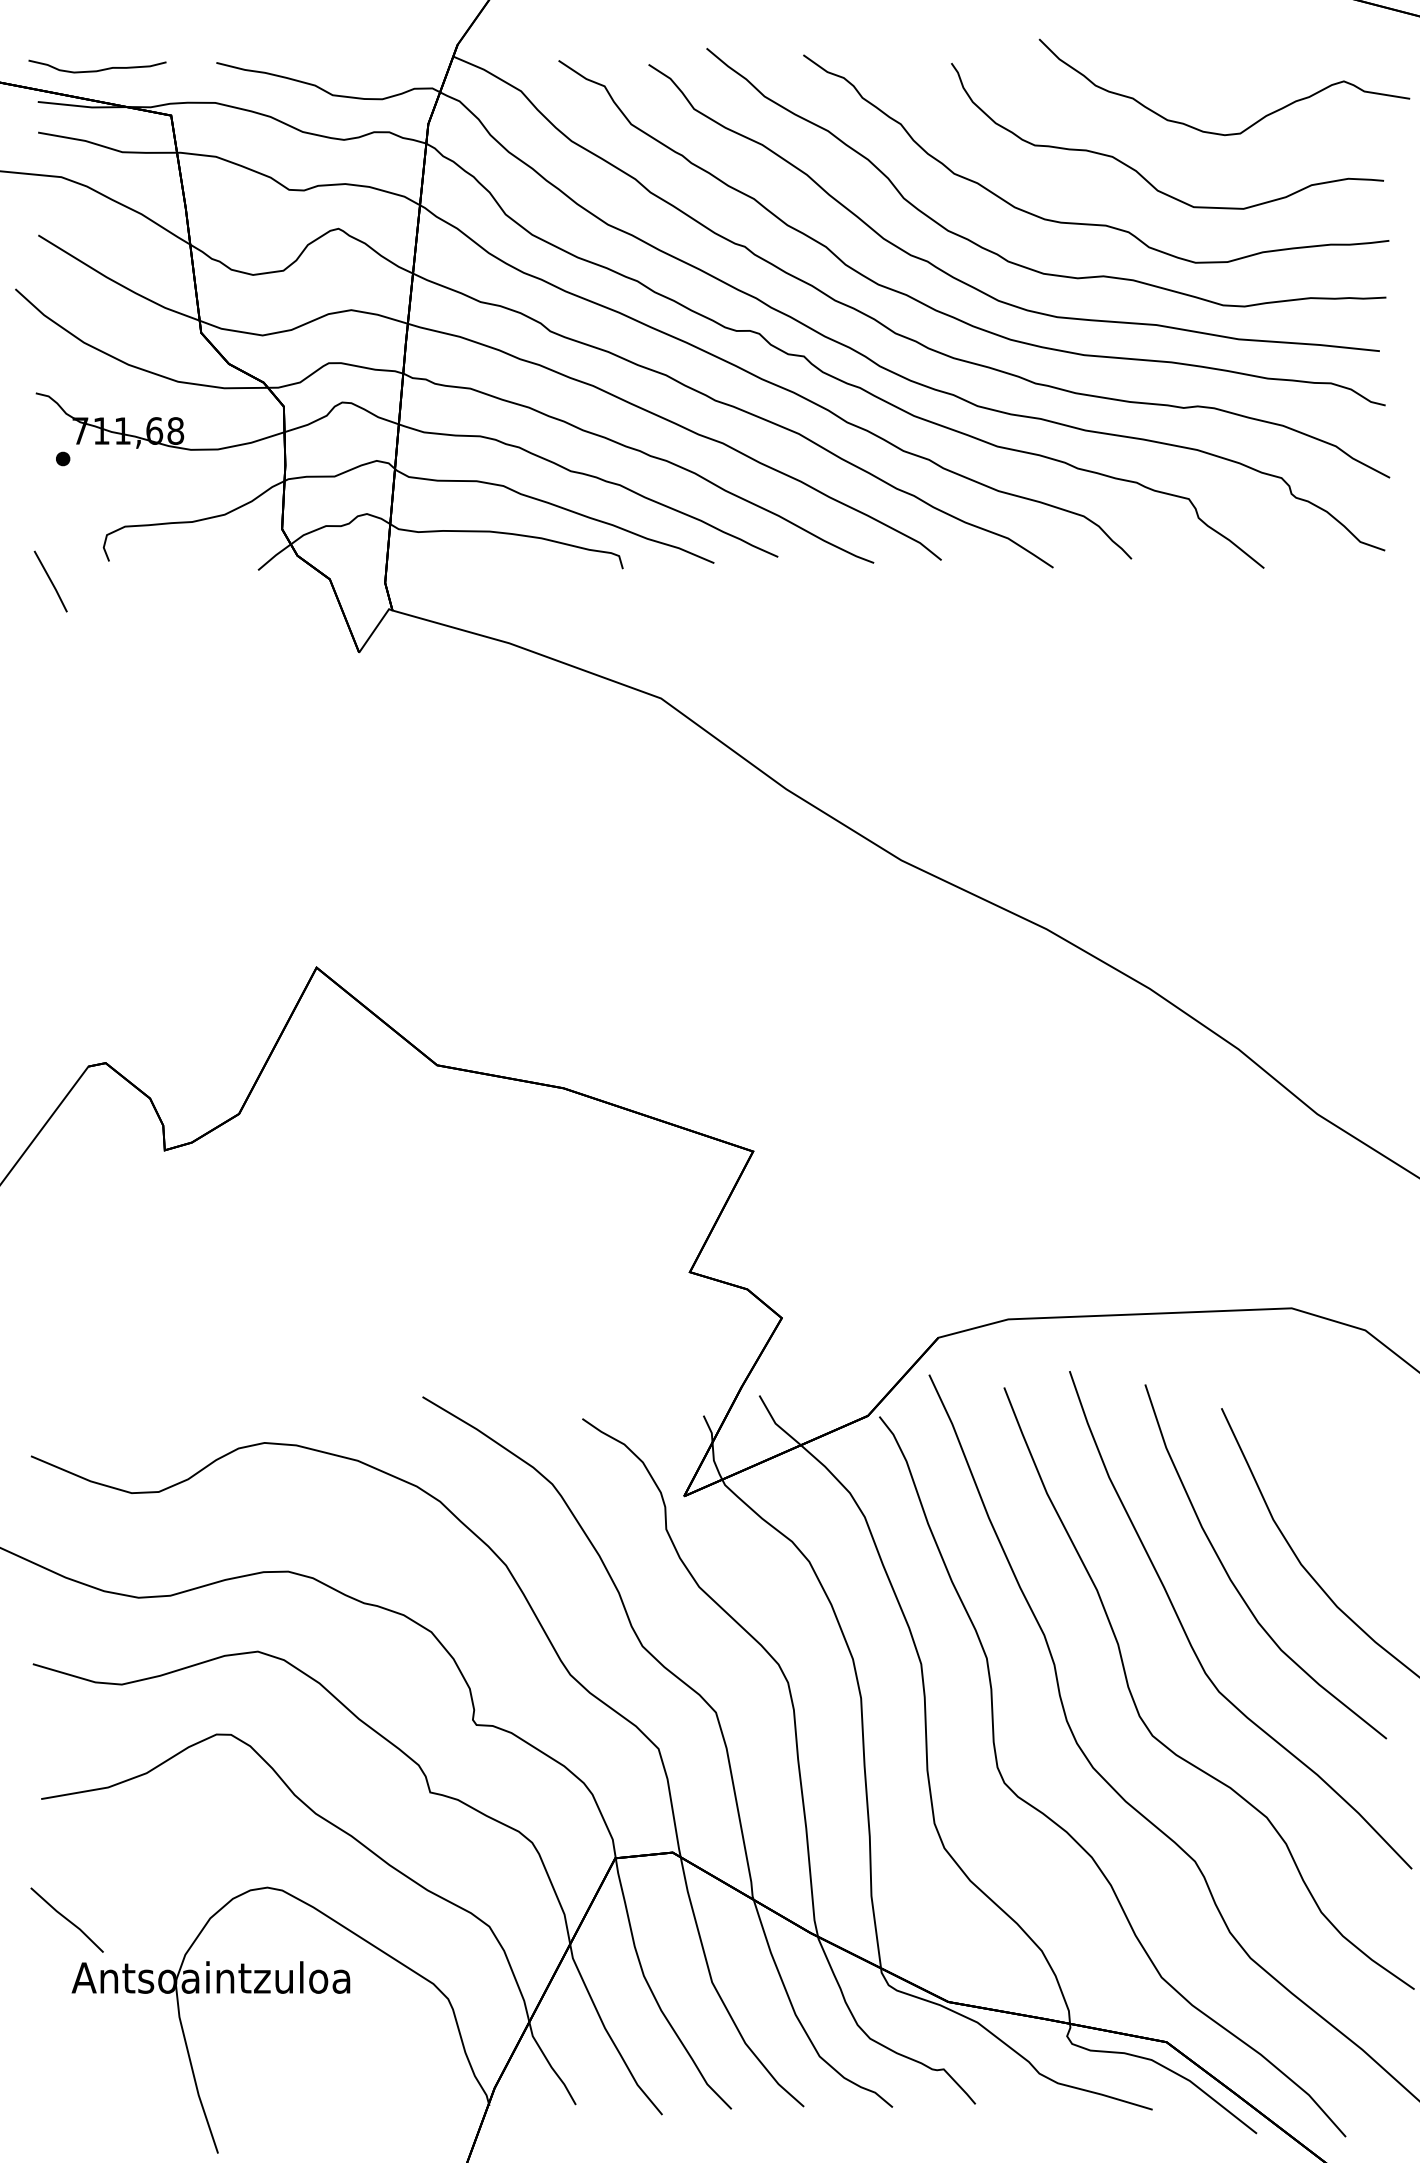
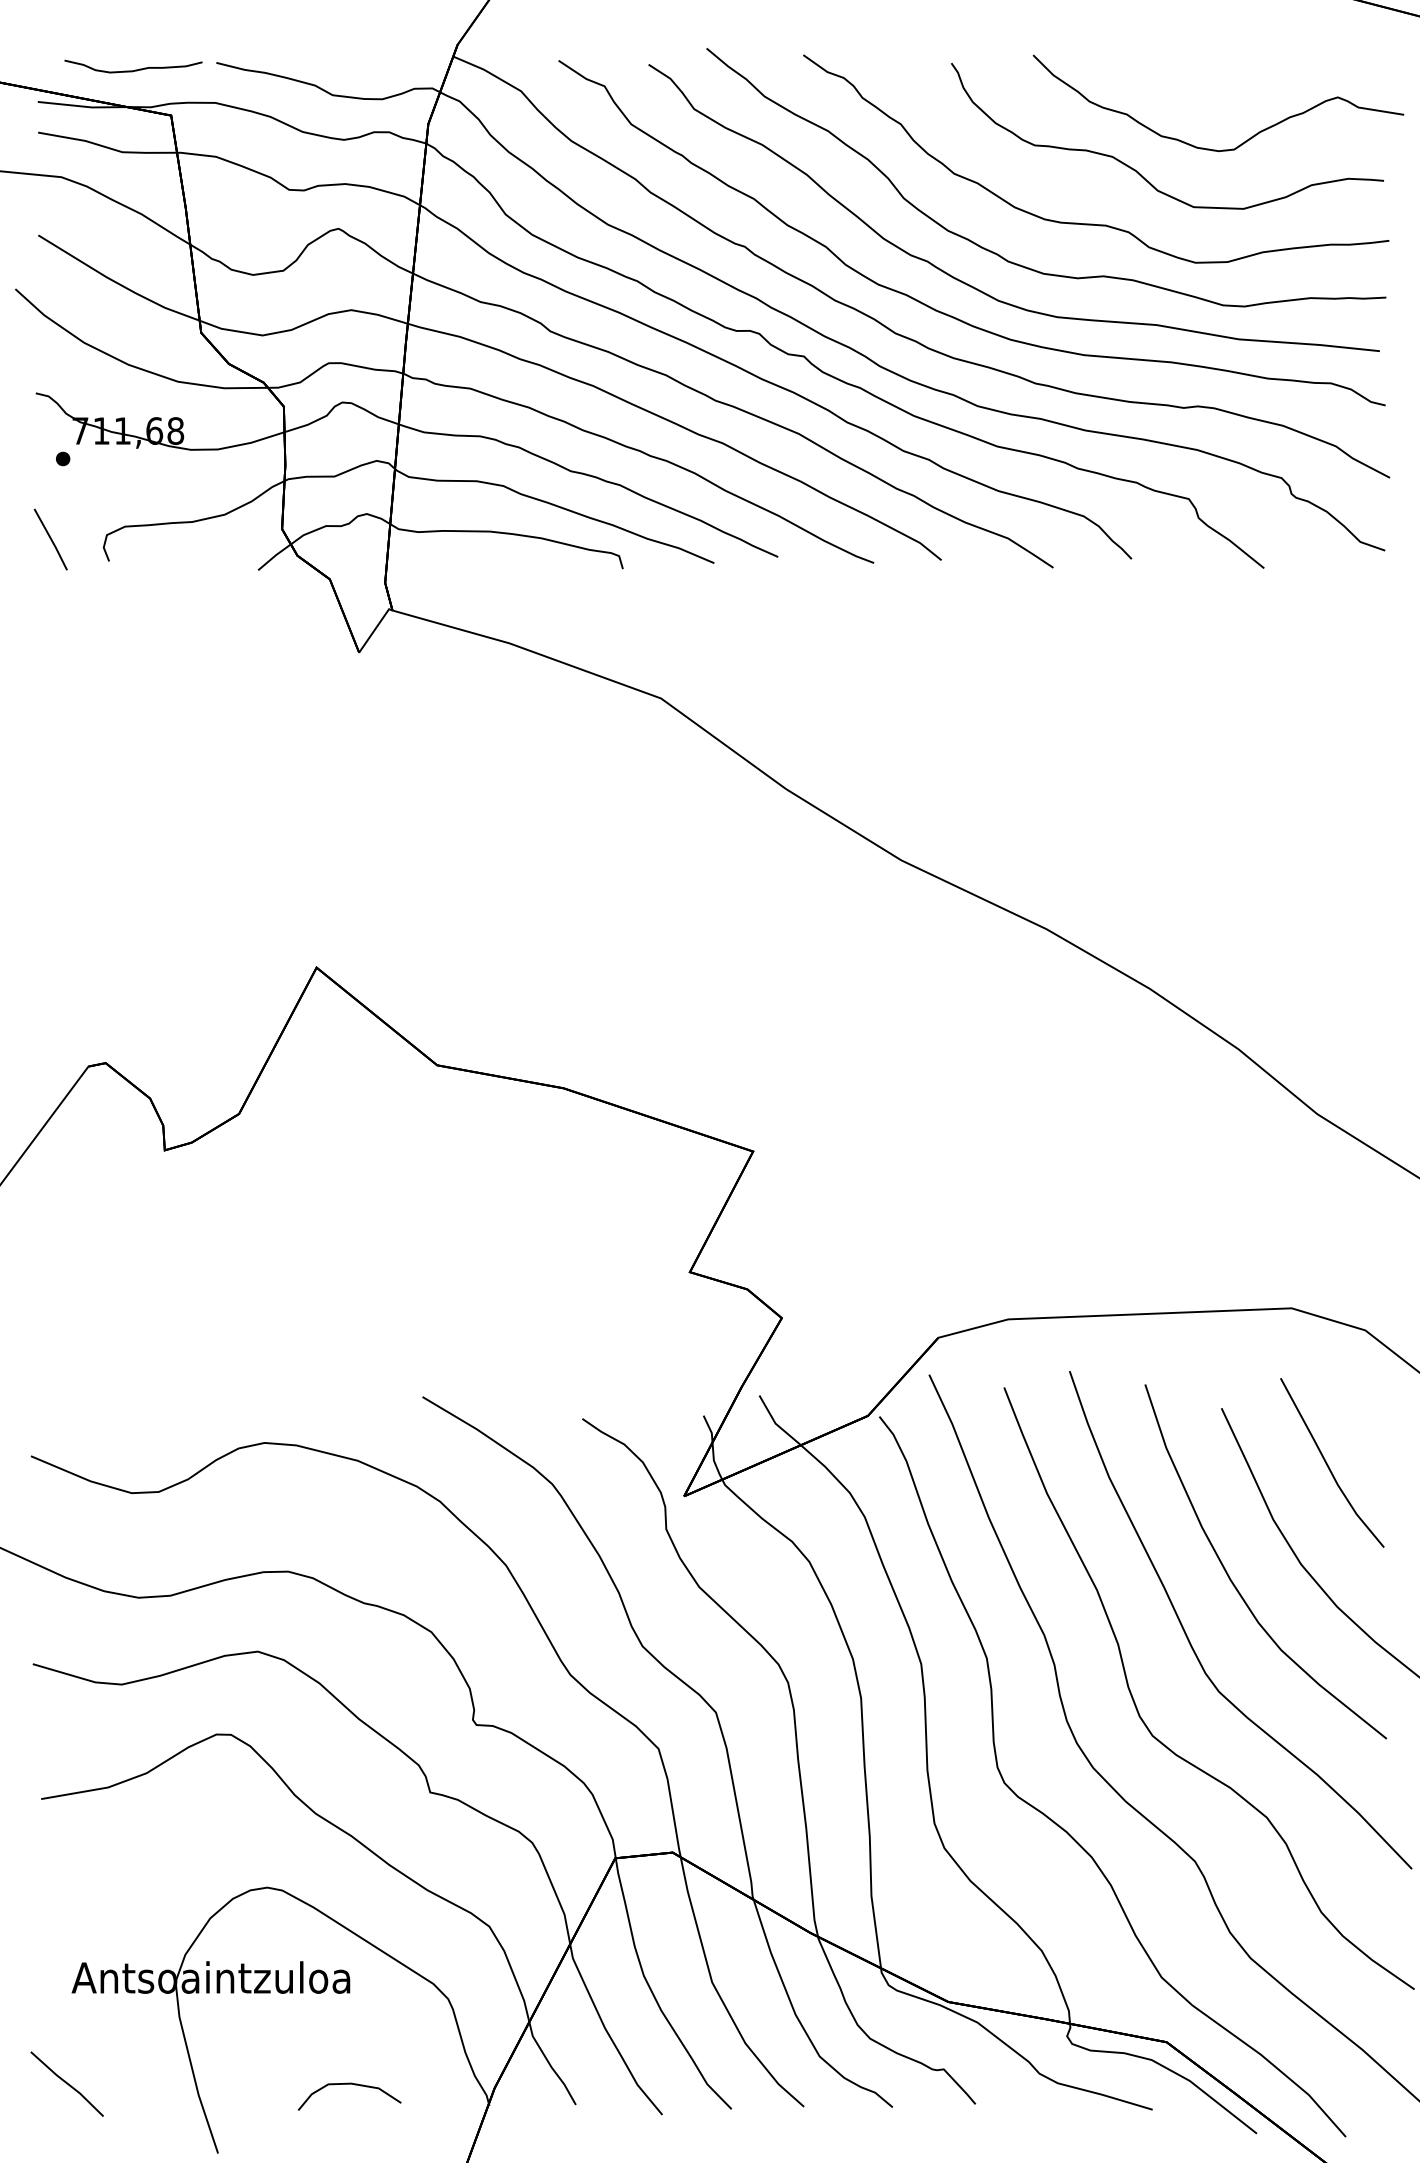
curve position: (99, 69) -> (135, 69) (135, 69)
curve position: (1248, 126) -> (1242, 142) (1242, 142)
line position: (50, 581) -> (50, 539) (50, 539)
line: none -> present (1328, 1464)
line position: (66, 1919) -> (66, 2083) (66, 2083)
part: none -> present (349, 2084)
